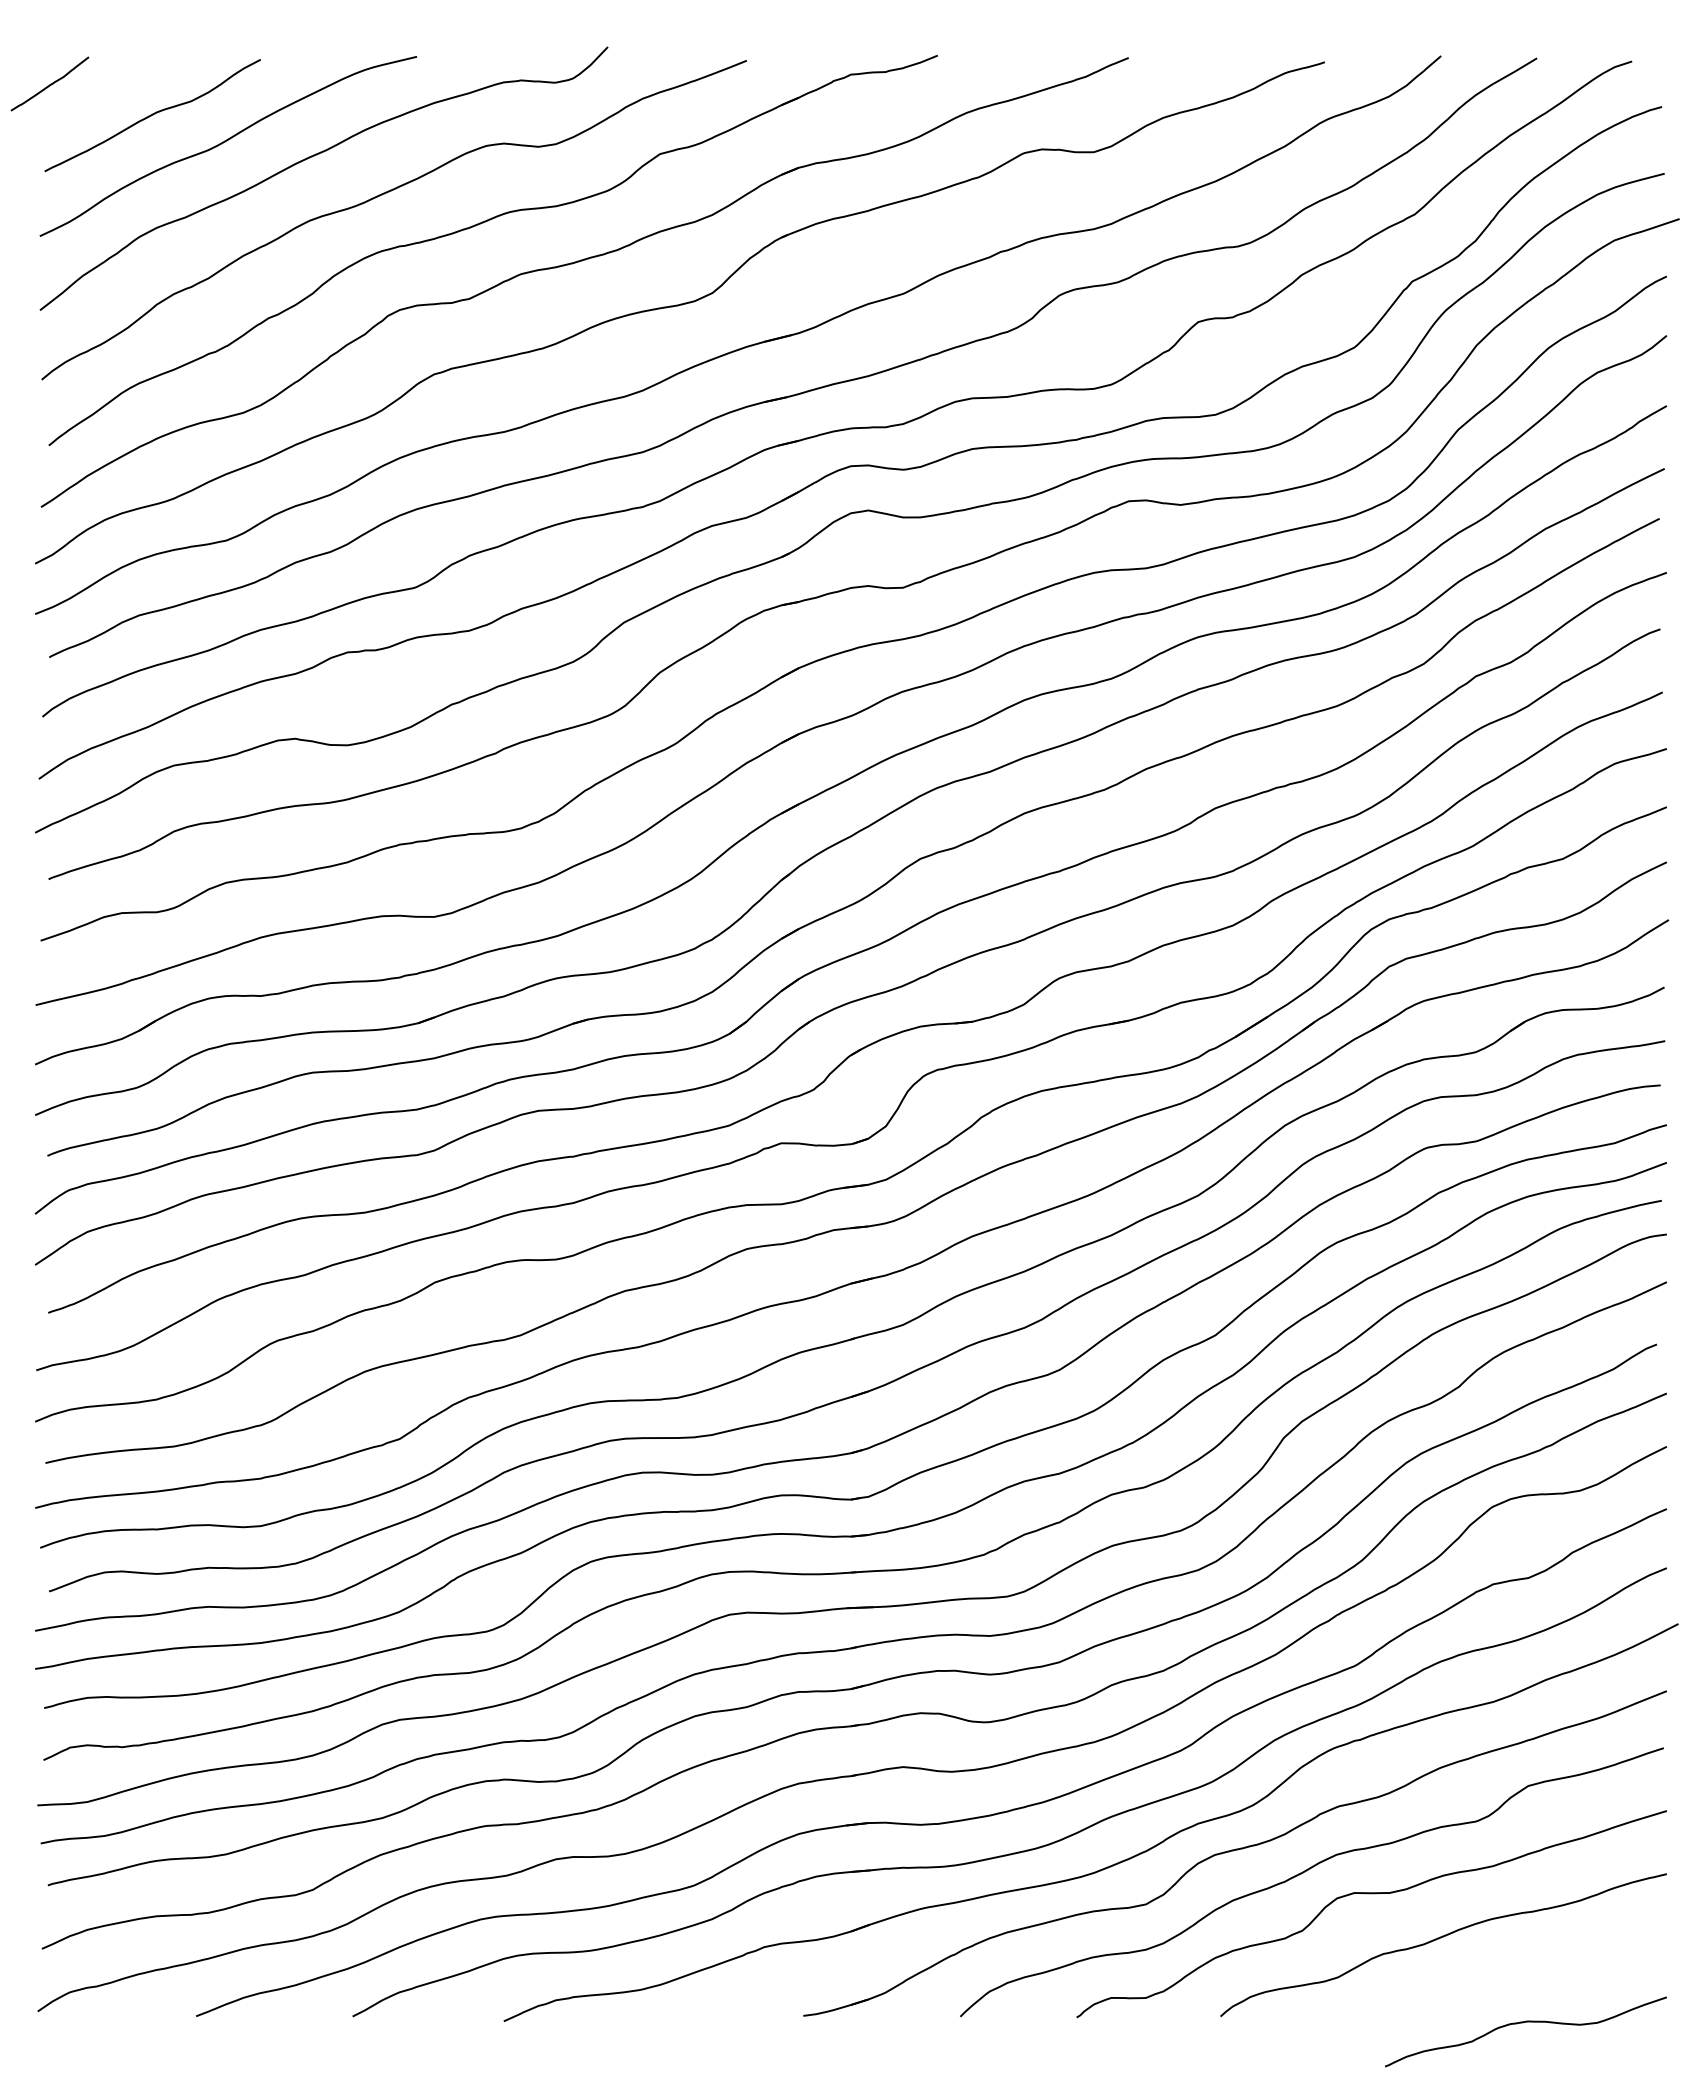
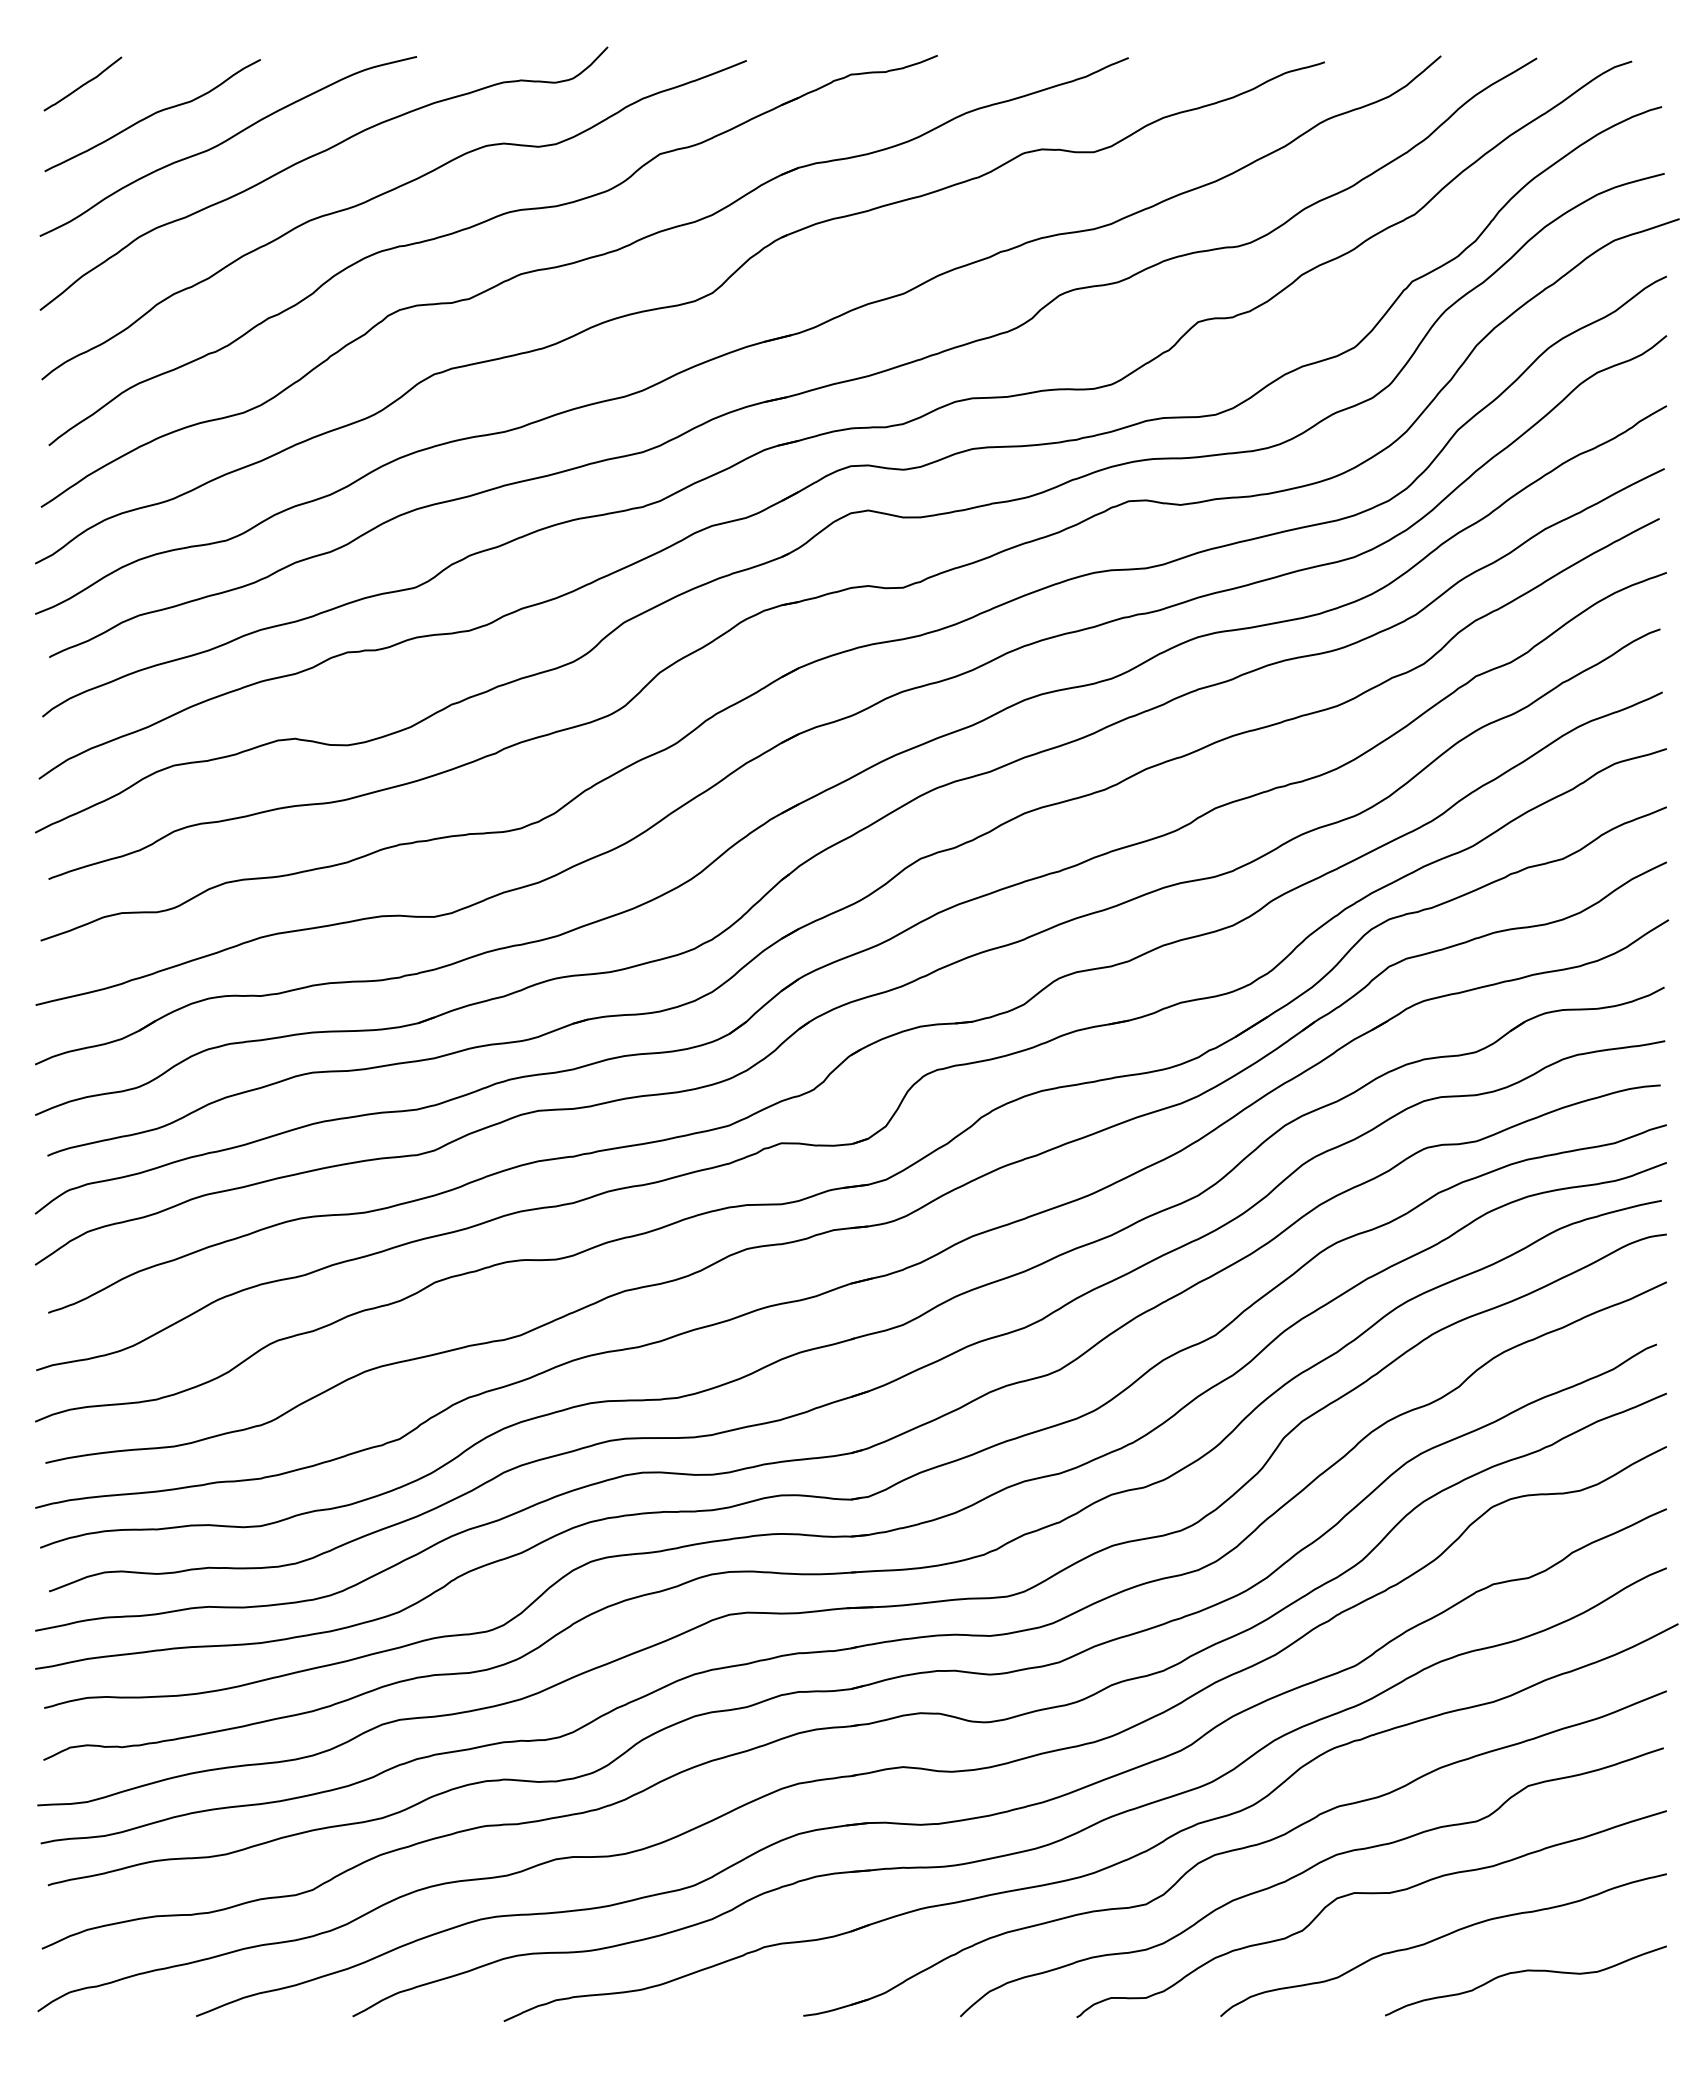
curve position: (50, 83) -> (83, 83) (83, 83)
curve position: (1523, 2023) -> (1523, 1972) (1523, 1972)
